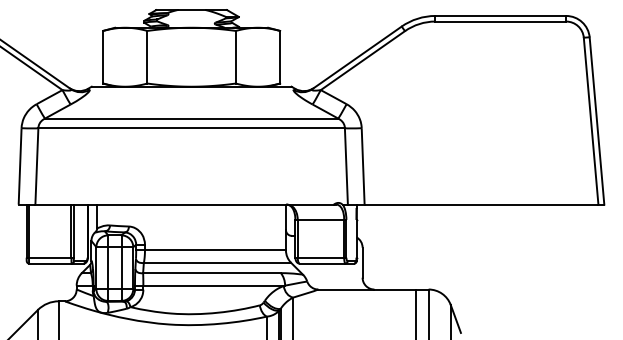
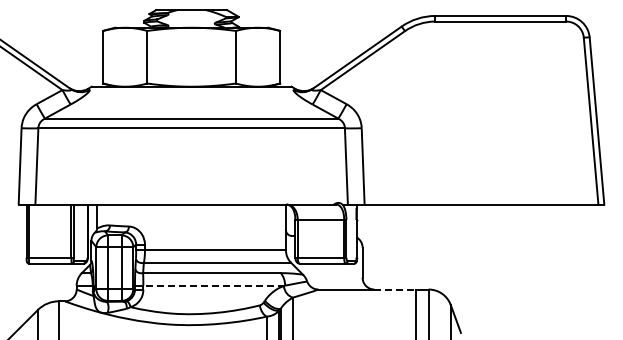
line: solid -> dashed (214, 285)
line: solid -> dashed (395, 289)
